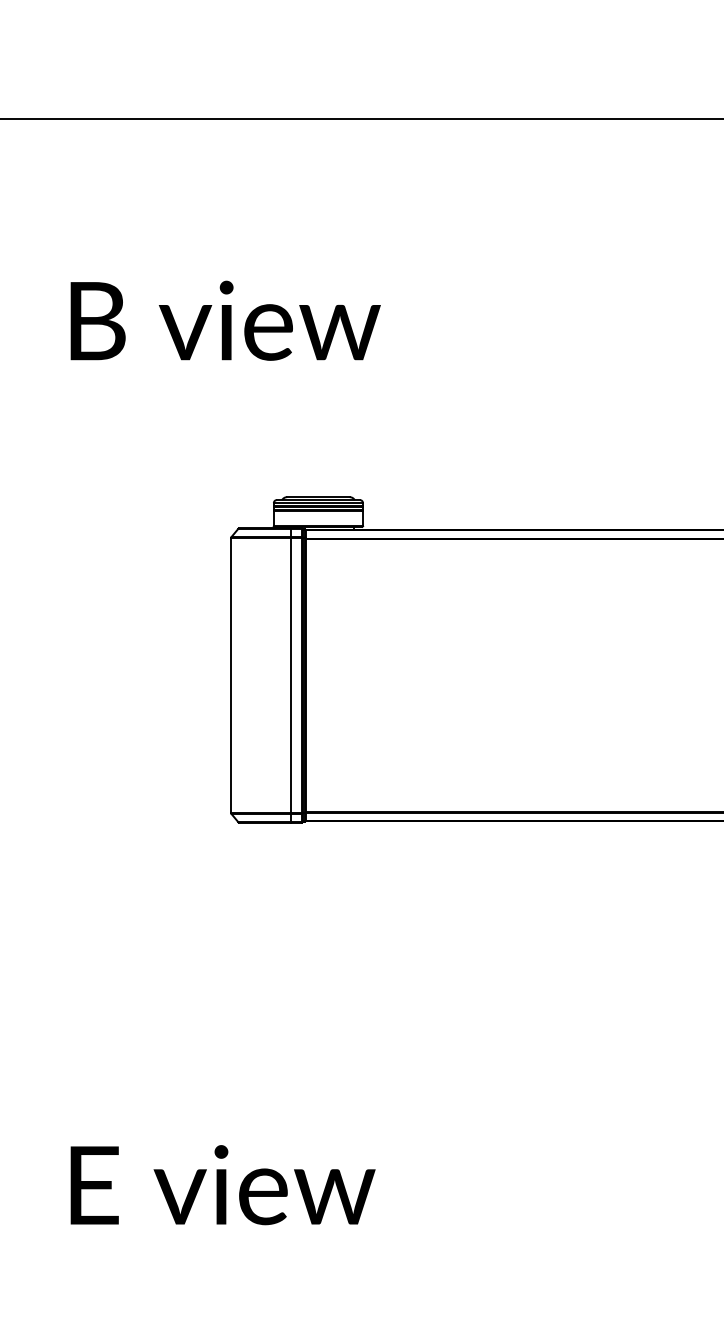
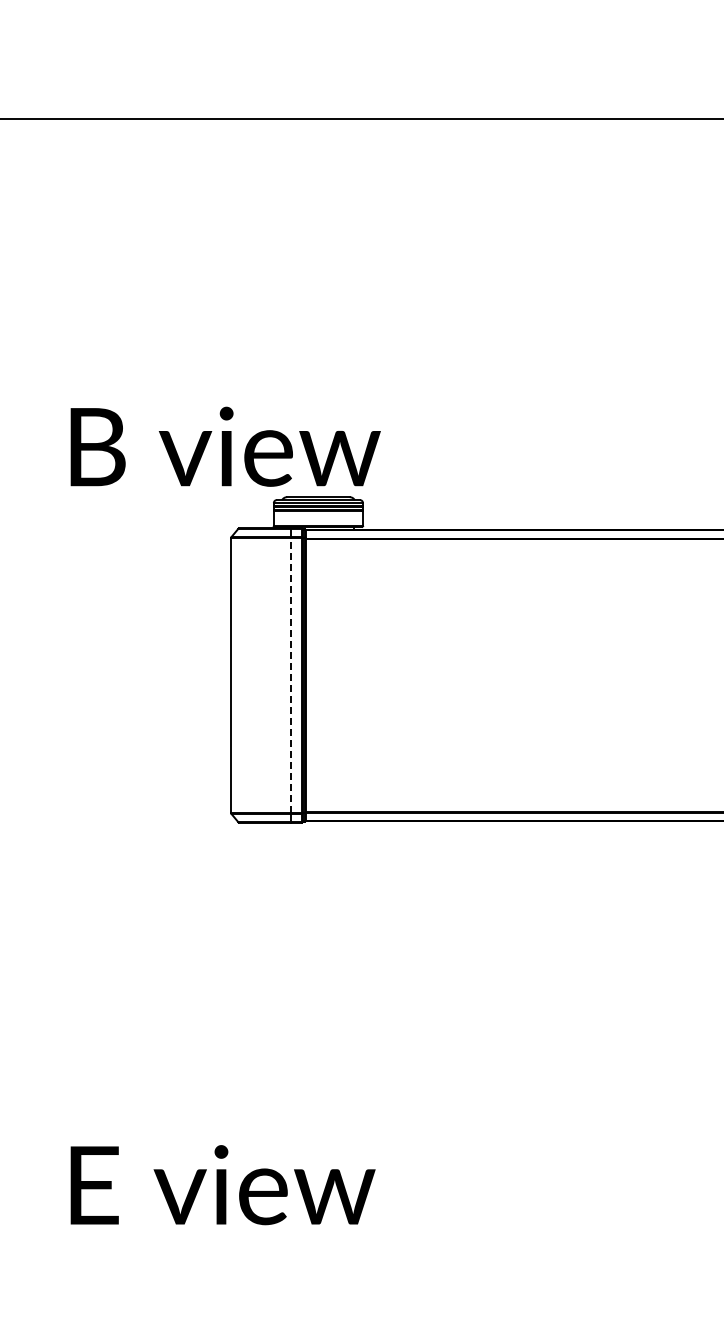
text position: (225, 320) -> (225, 446) (225, 446)
line: solid -> dashed (290, 675)
